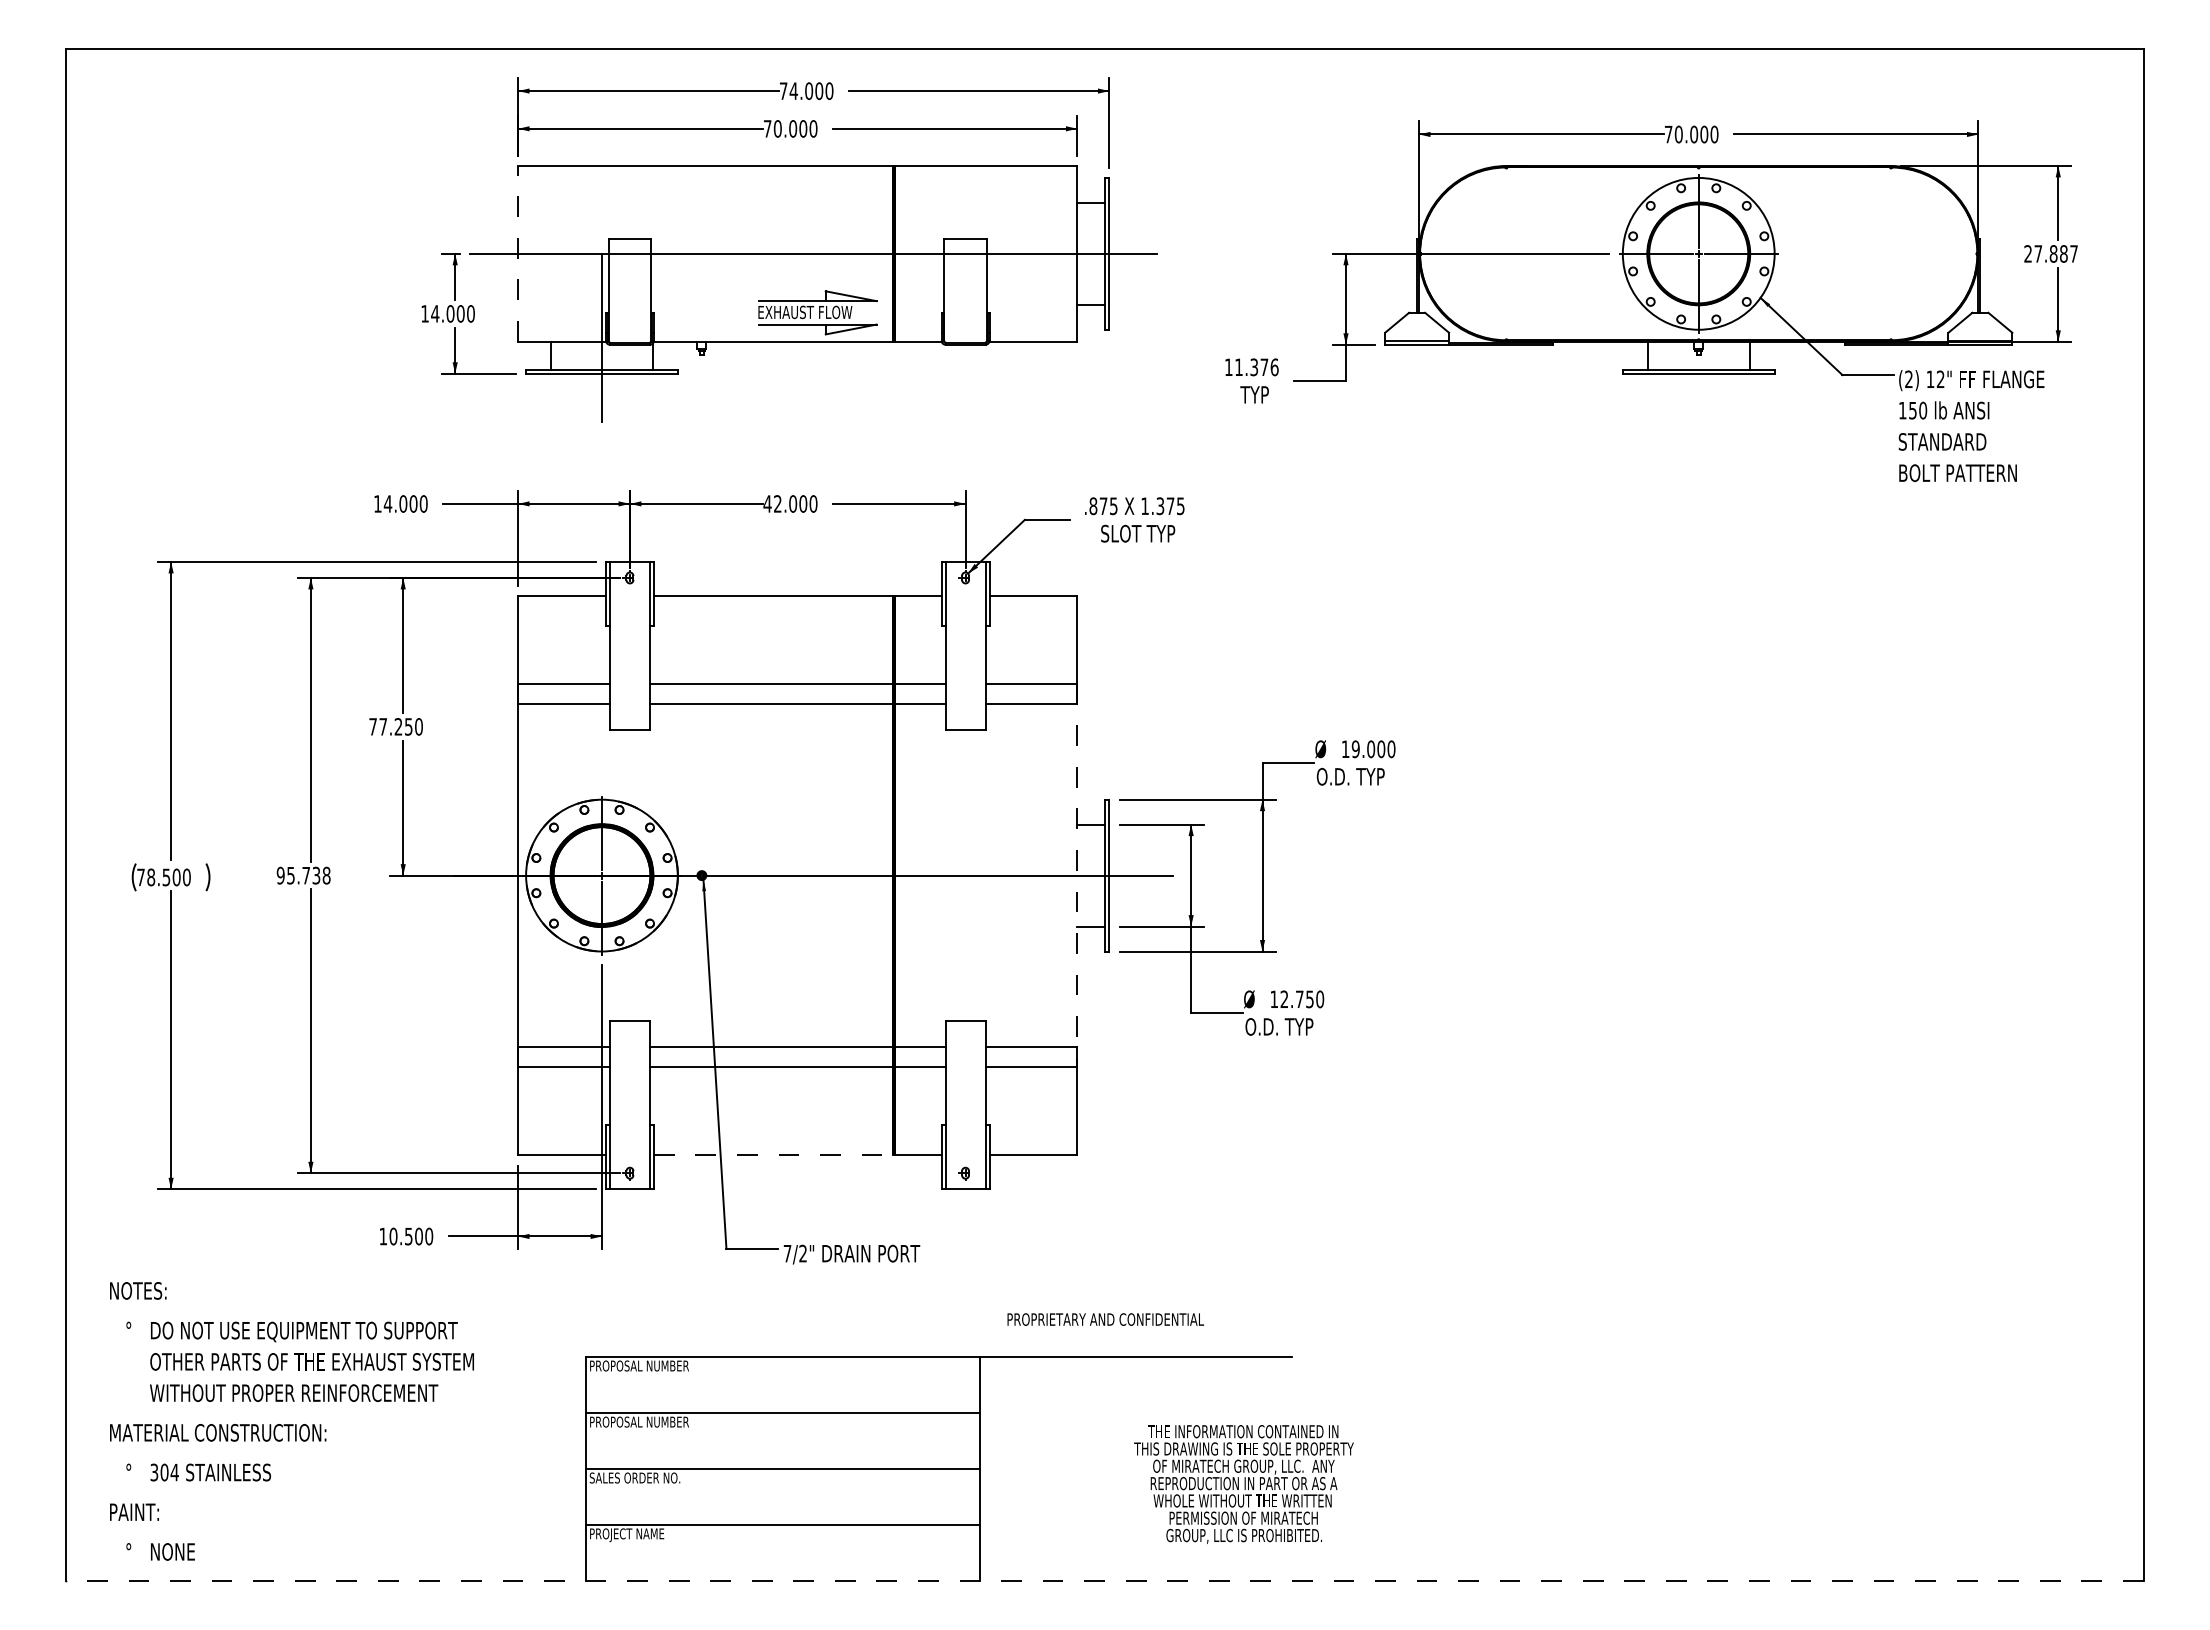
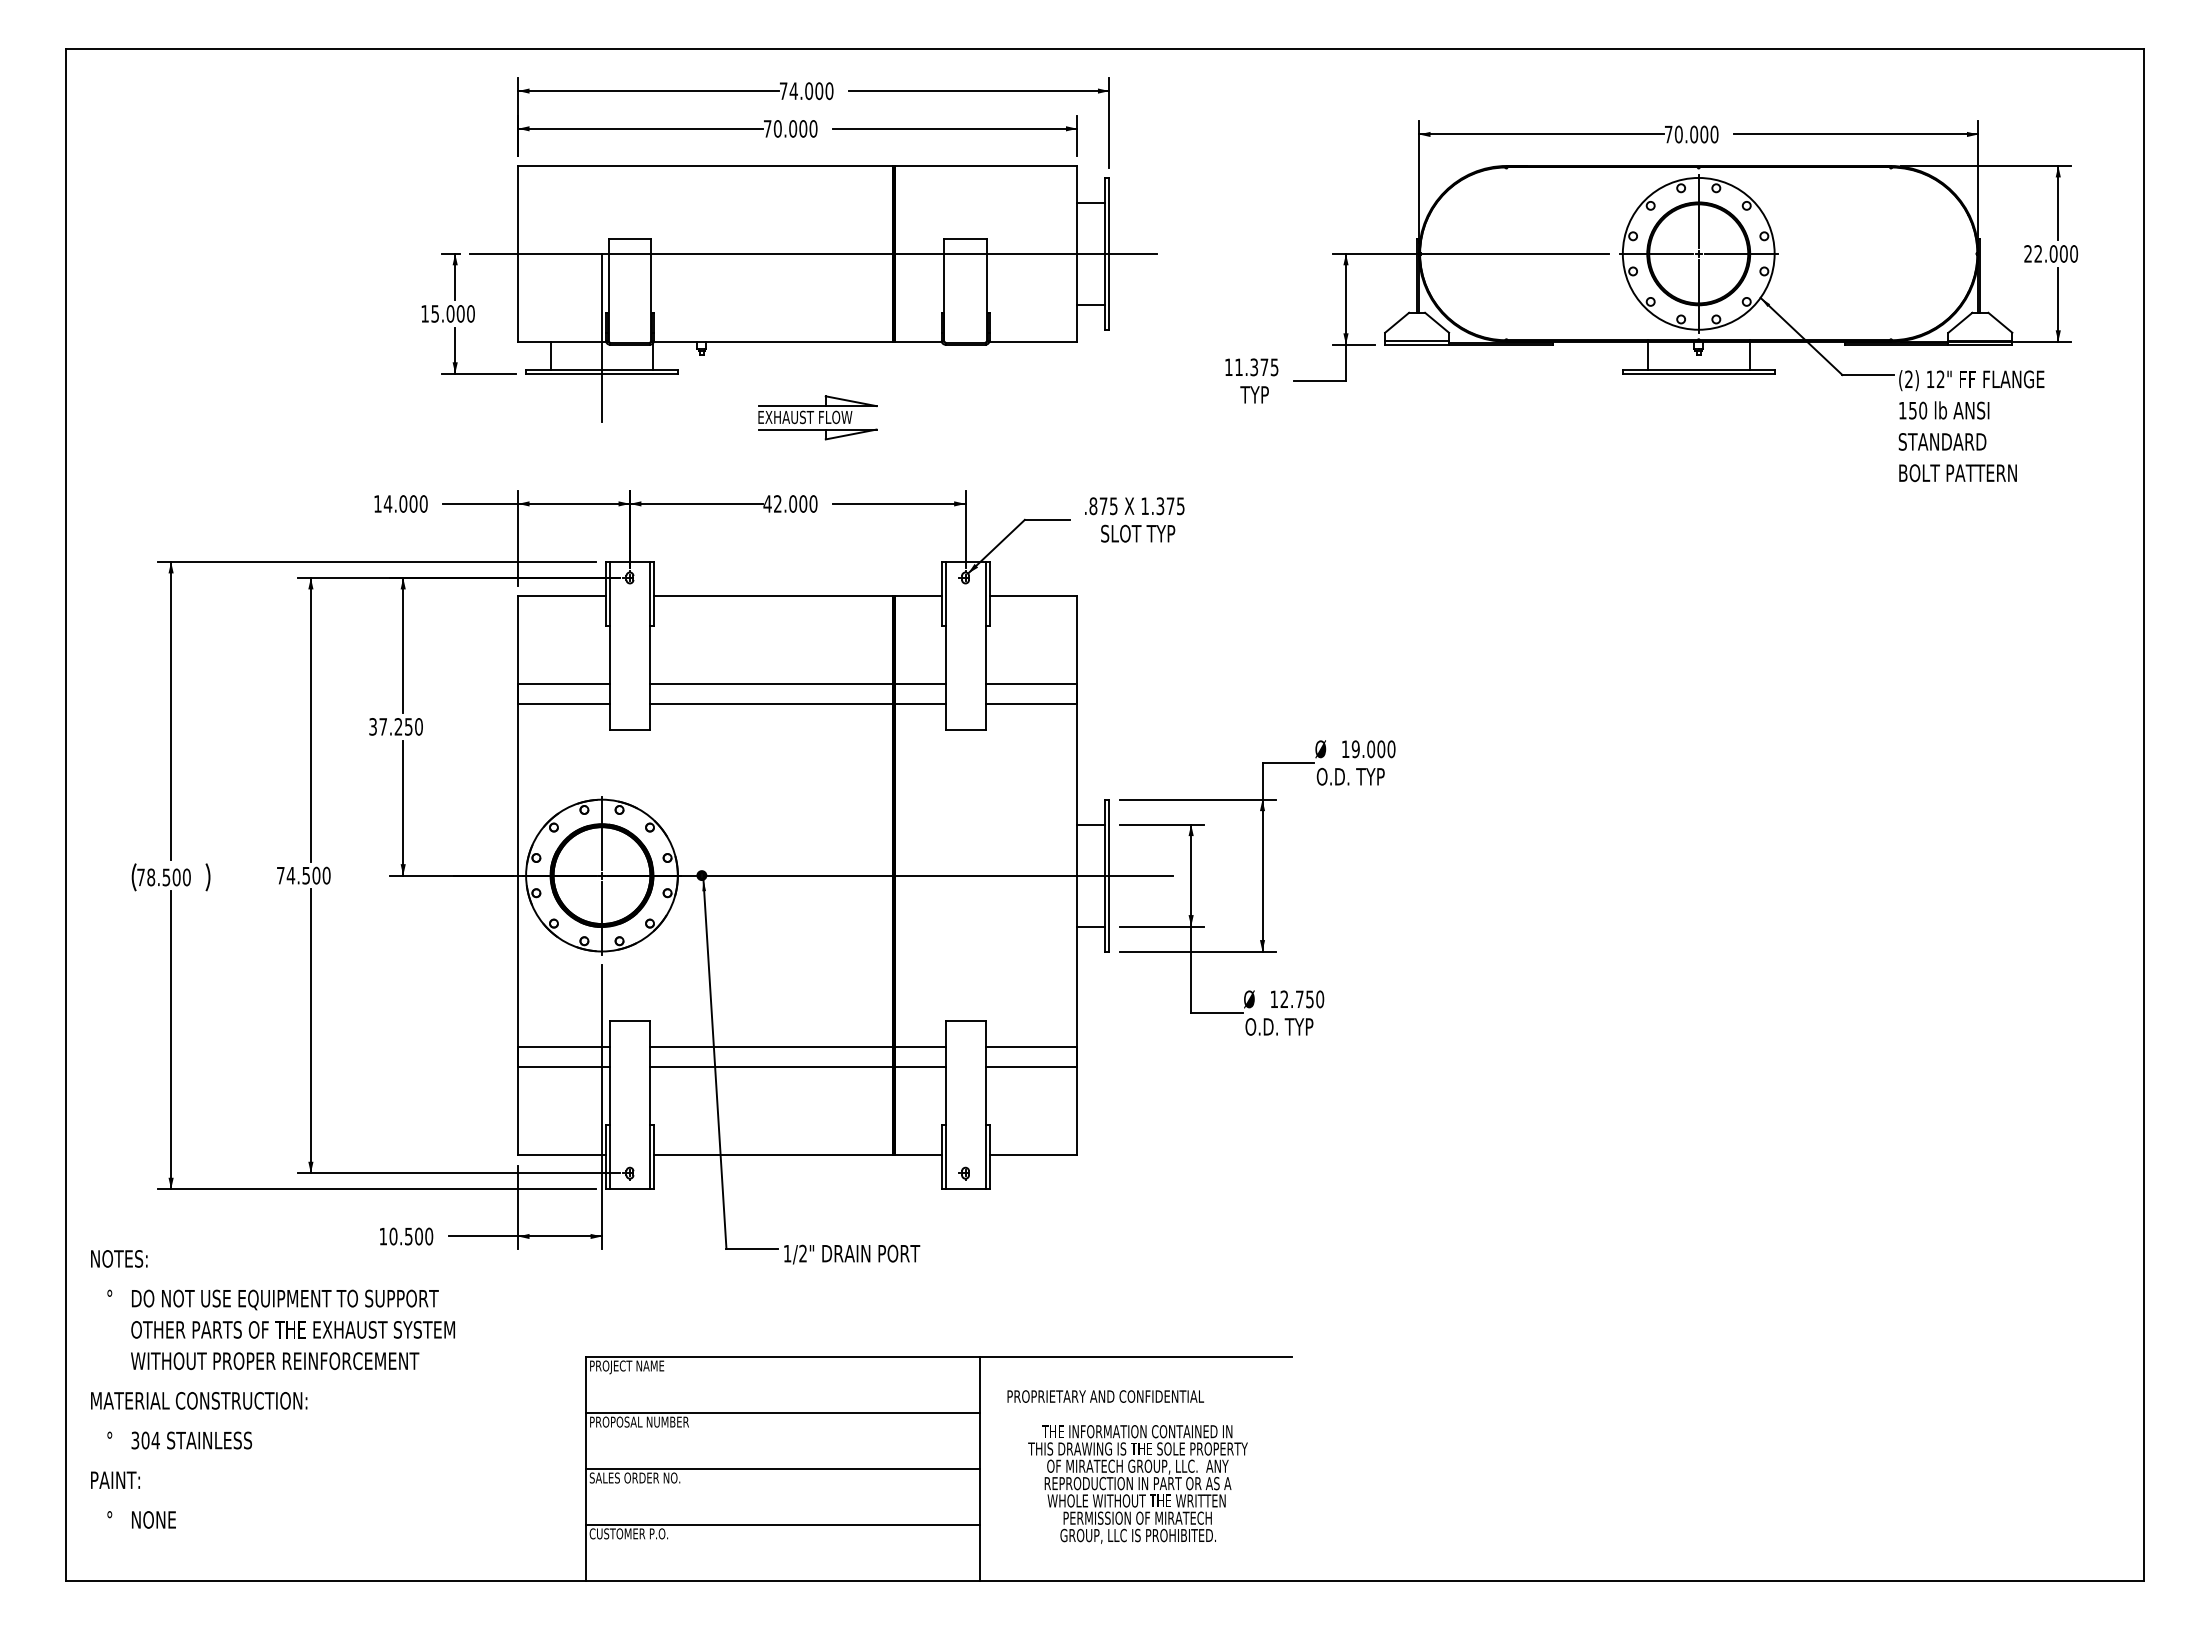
line: dashed -> solid (518, 253)
text: 27.887 -> 22.000 (2056, 253)
part position: (817, 312) -> (817, 417) (817, 417)
text: 14.000 -> 15.000 (435, 313)
text: 11.376 -> 11.375 (1274, 367)
text: 77.250 -> 37.250 (372, 726)
text: 95.738 -> 74.500 (303, 875)
line: dashed -> solid (1077, 875)
line: dashed -> solid (773, 1155)
text: 7/2" -> 1/2" (787, 1253)
text position: (1105, 1319) -> (1105, 1396) (1105, 1396)
text: PROPOSAL NUMBER -> PROJECT NAME (648, 1367)
text position: (291, 1421) -> (272, 1389) (272, 1389)
text position: (1243, 1484) -> (1137, 1484) (1137, 1484)
text: PROJECT NAME -> CUSTOMER P.O. (628, 1535)
line: dashed -> solid (1104, 1581)
